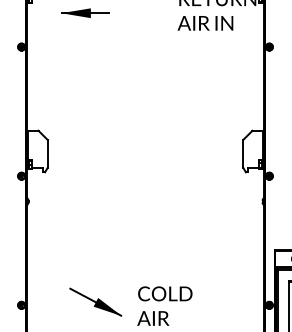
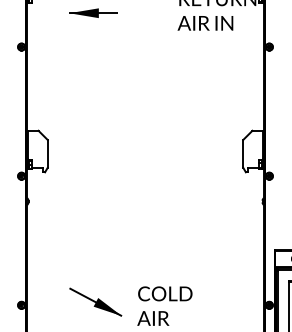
part position: (85, 12) -> (93, 12) (93, 12)
